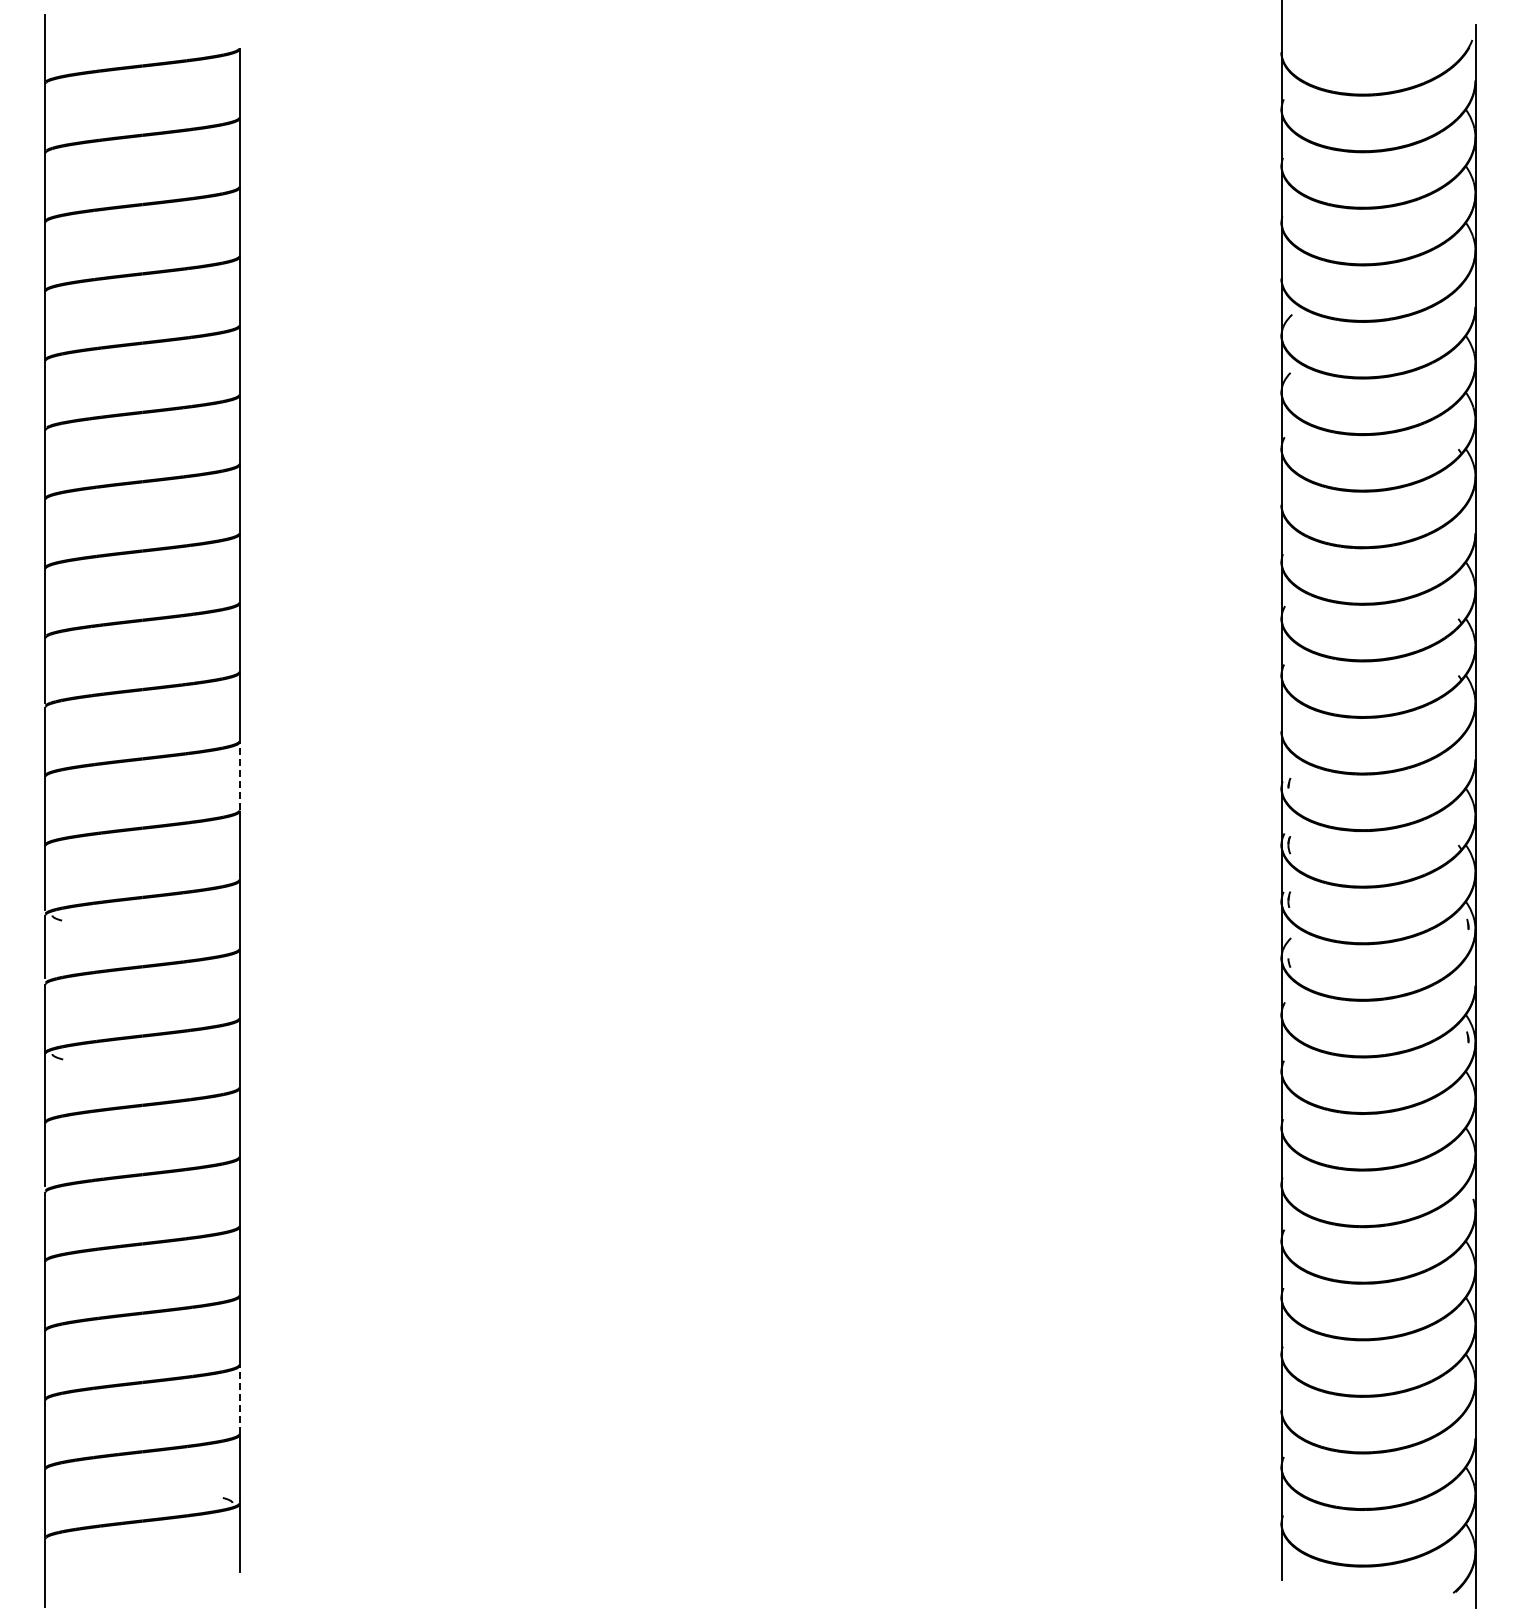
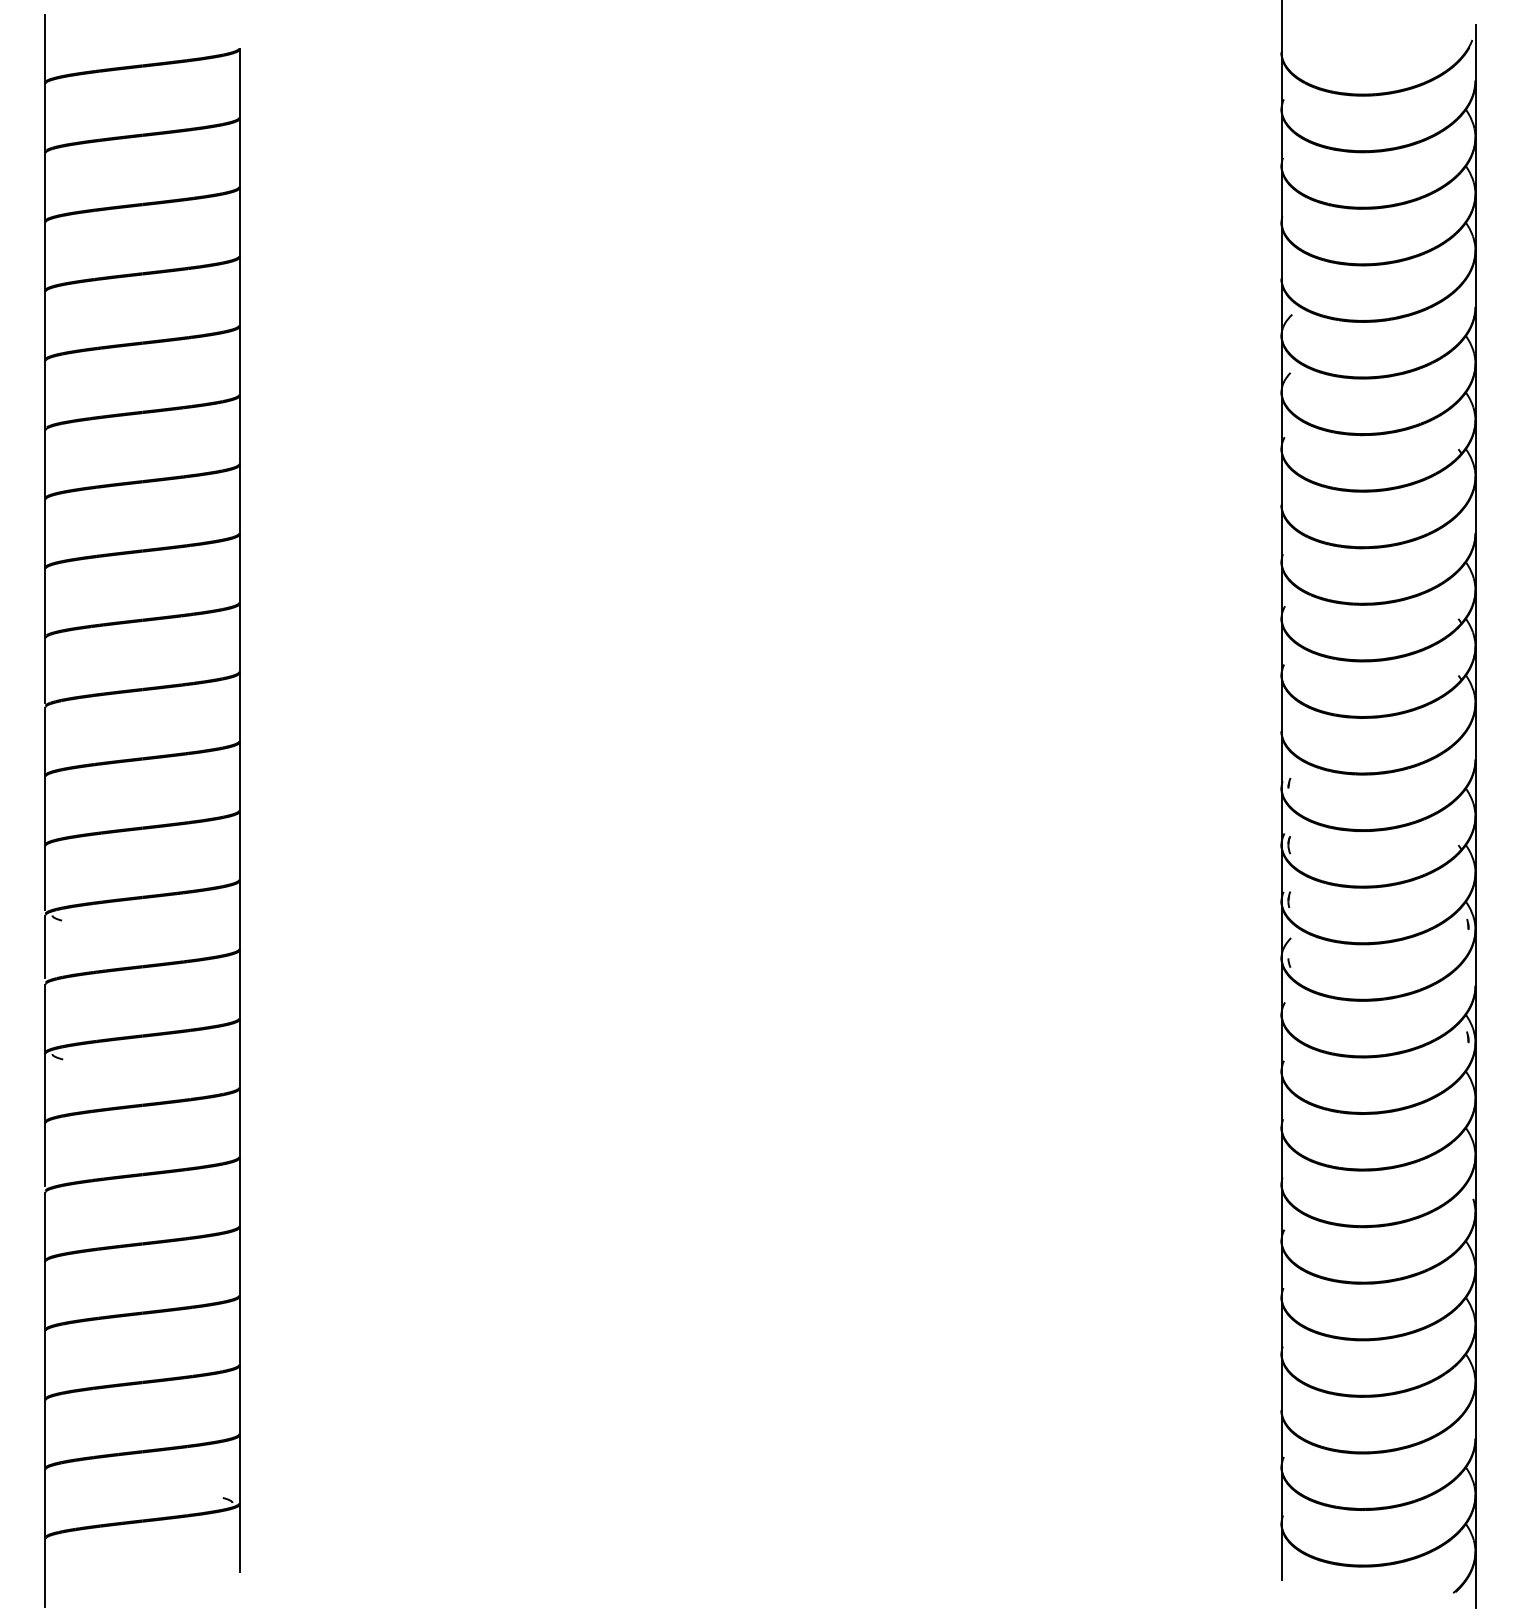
line: dashed -> solid (239, 776)
line: dashed -> solid (239, 1399)
